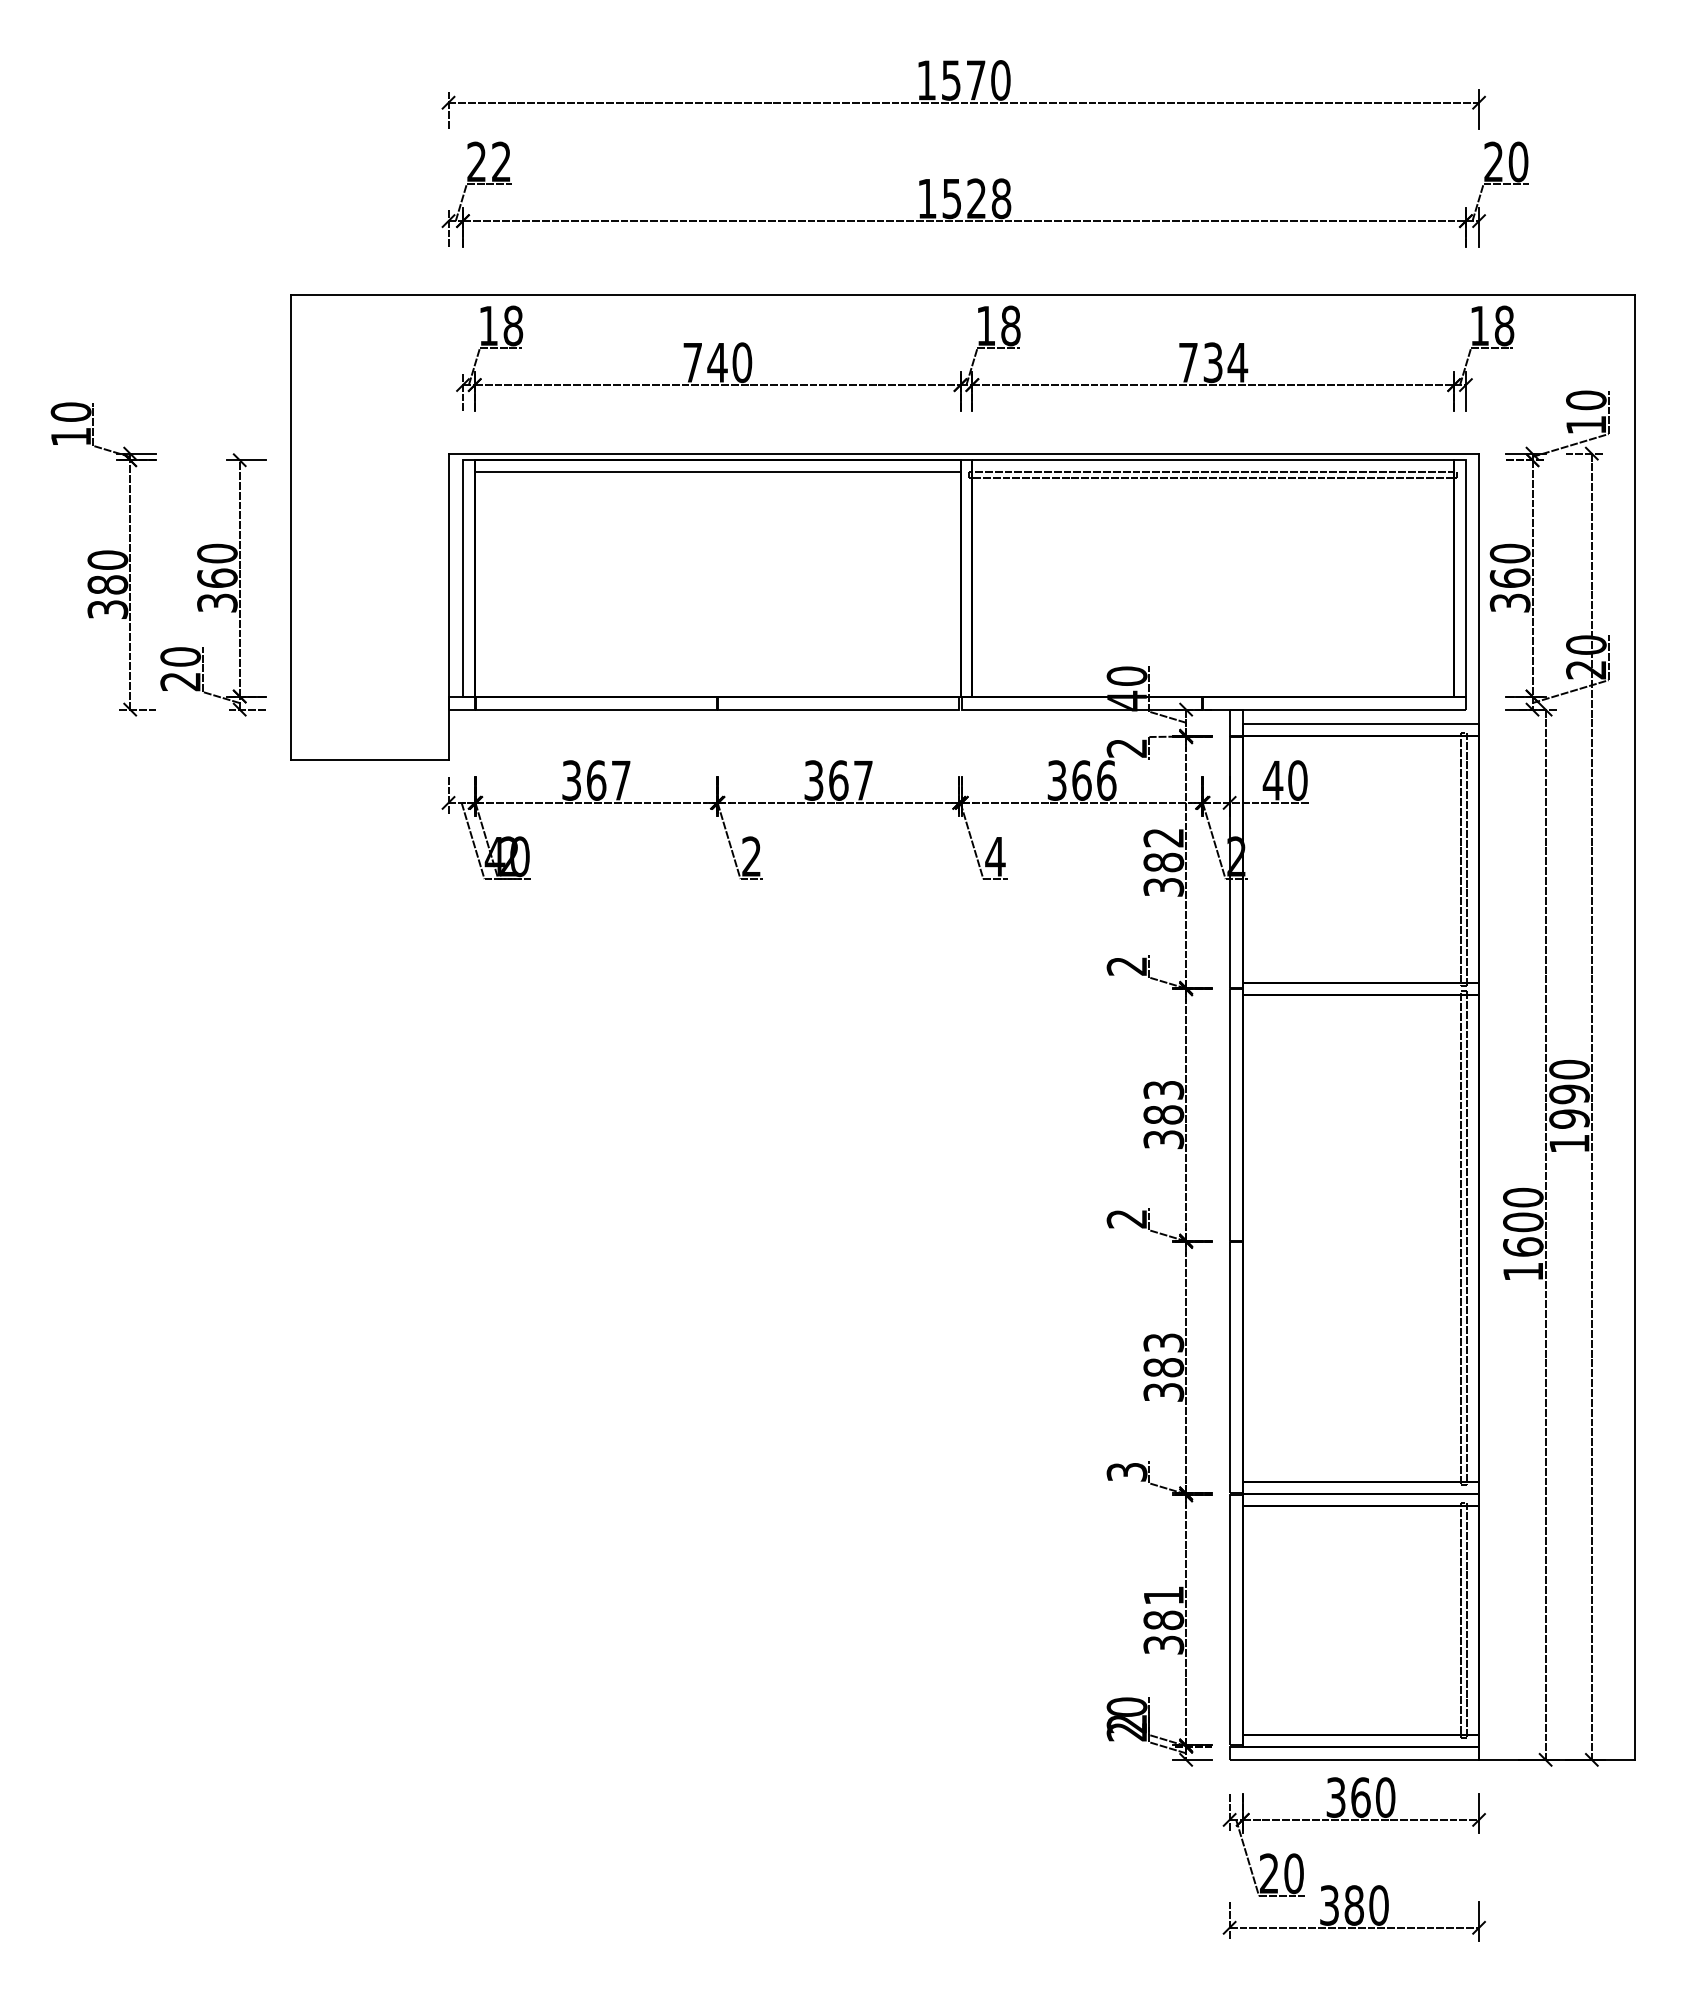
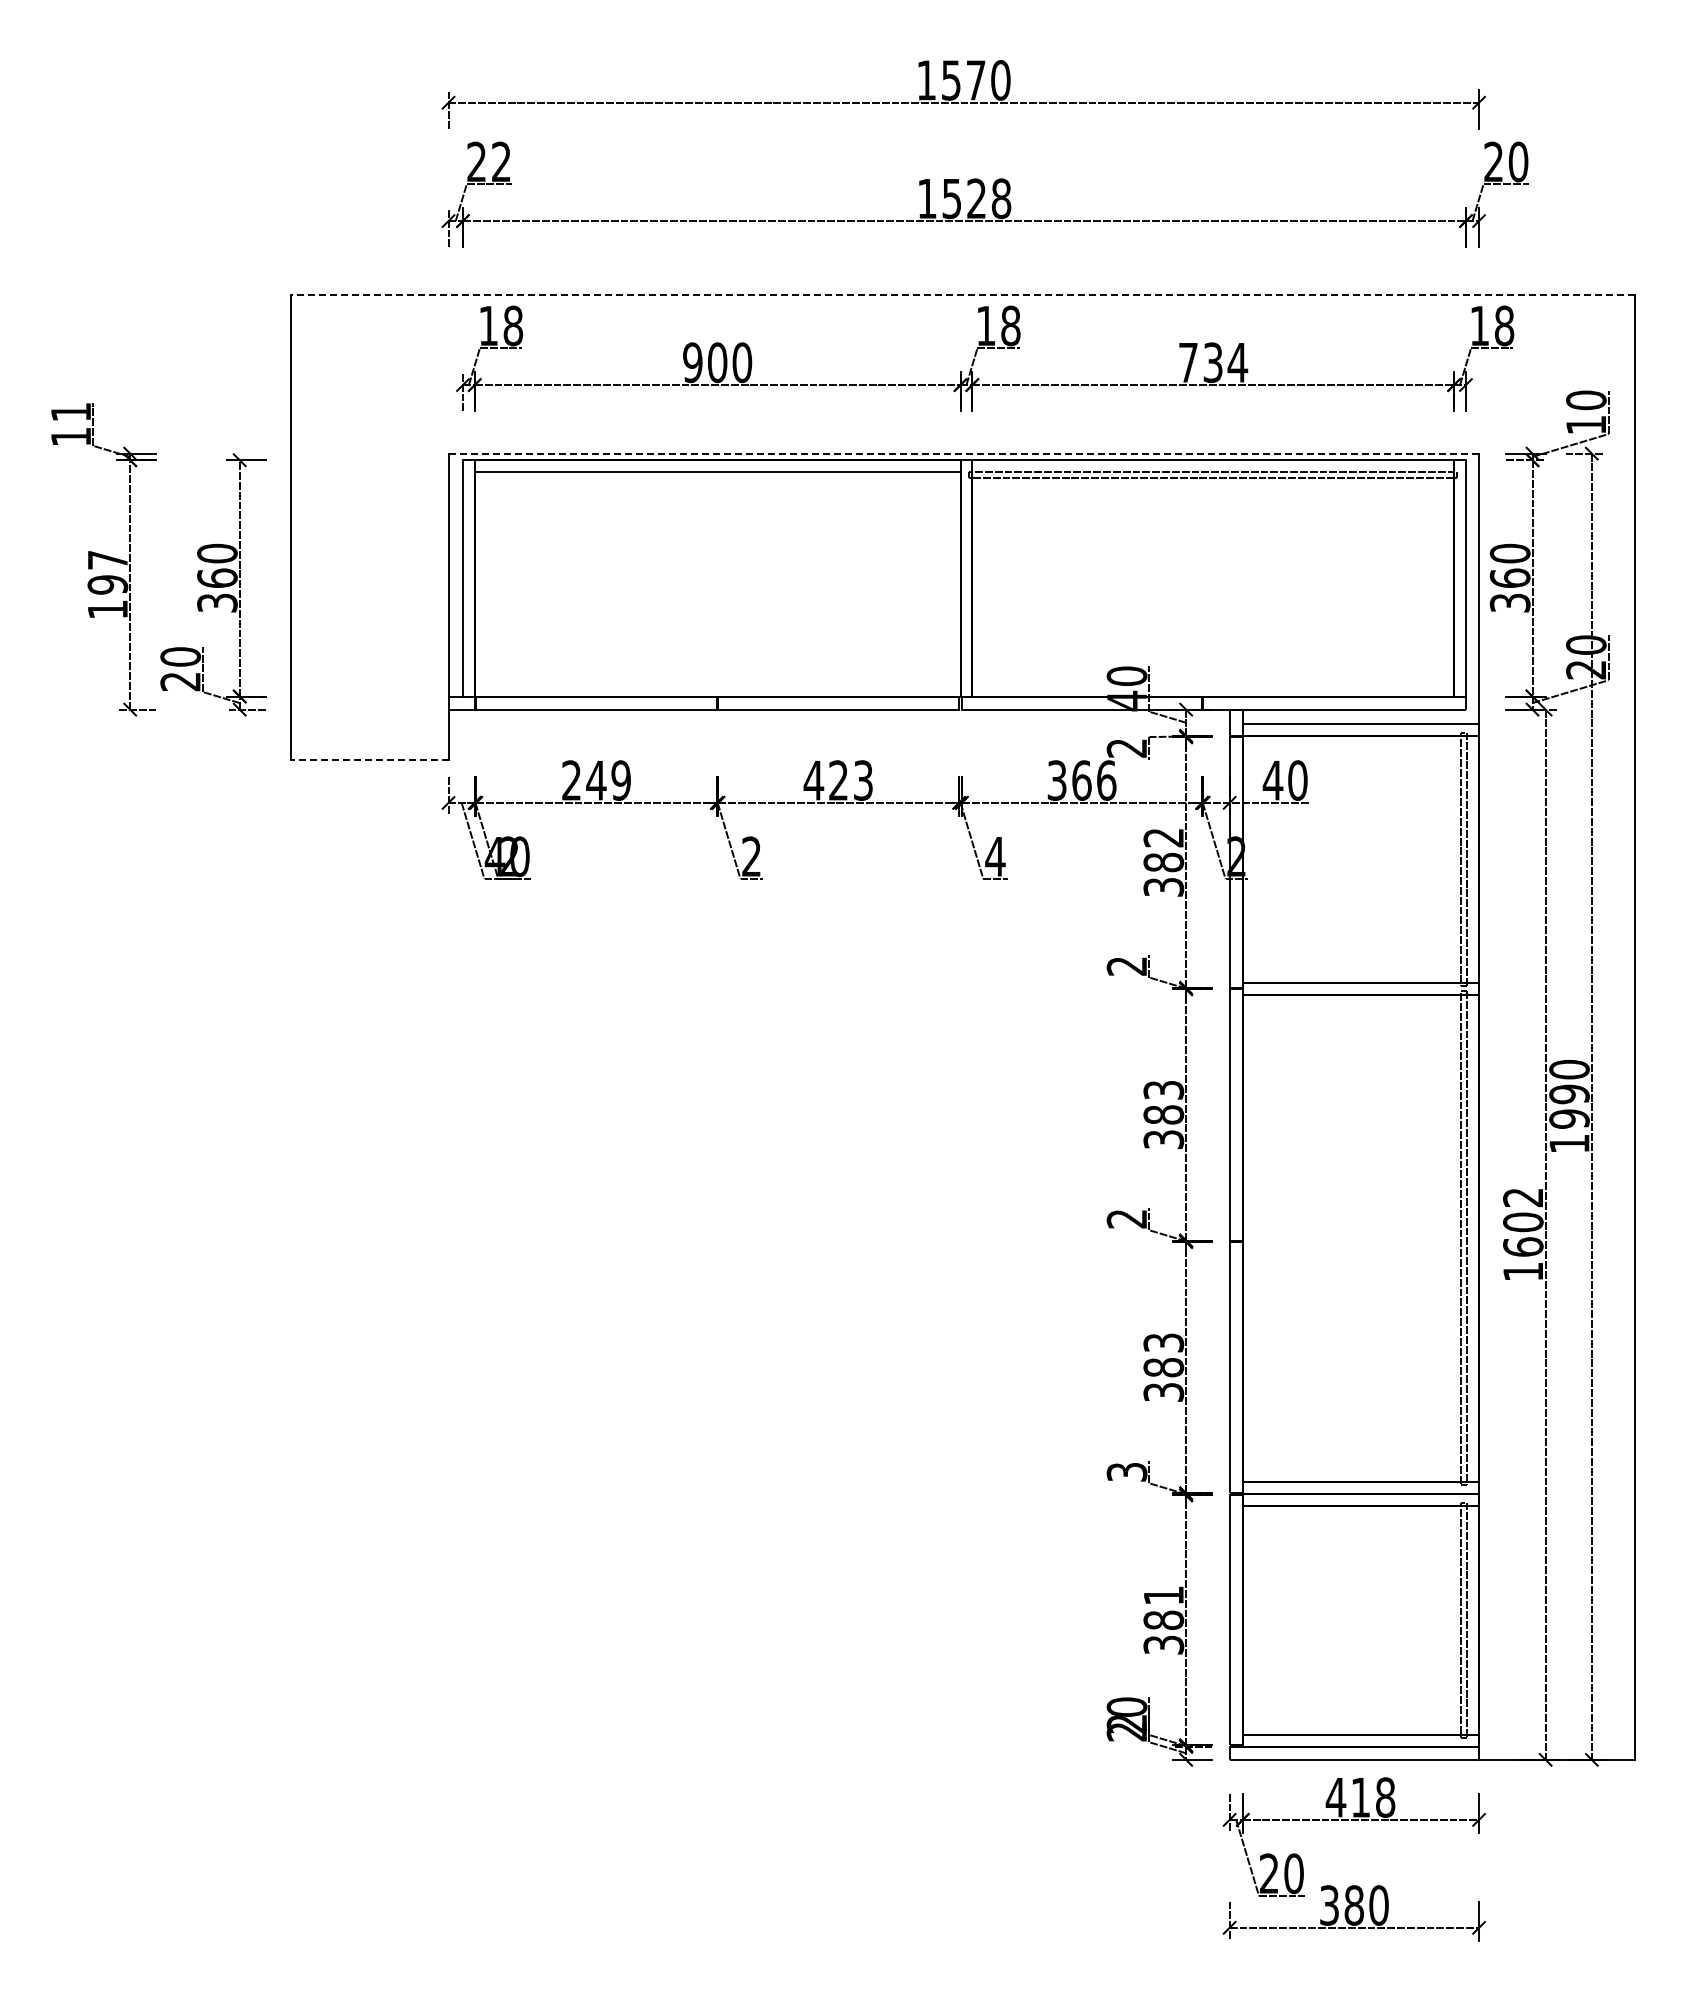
line: solid -> dashed (962, 295)
text: 740 -> 900 (705, 362)
text: 10 -> 11 (70, 411)
line: solid -> dashed (964, 453)
text: 380 -> 197 (107, 584)
line: solid -> dashed (369, 759)
text: 367 -> 249 (596, 780)
text: 367 -> 423 (837, 780)
text: 1600 -> 1602 (1523, 1197)
text: 360 -> 418 (1360, 1797)
